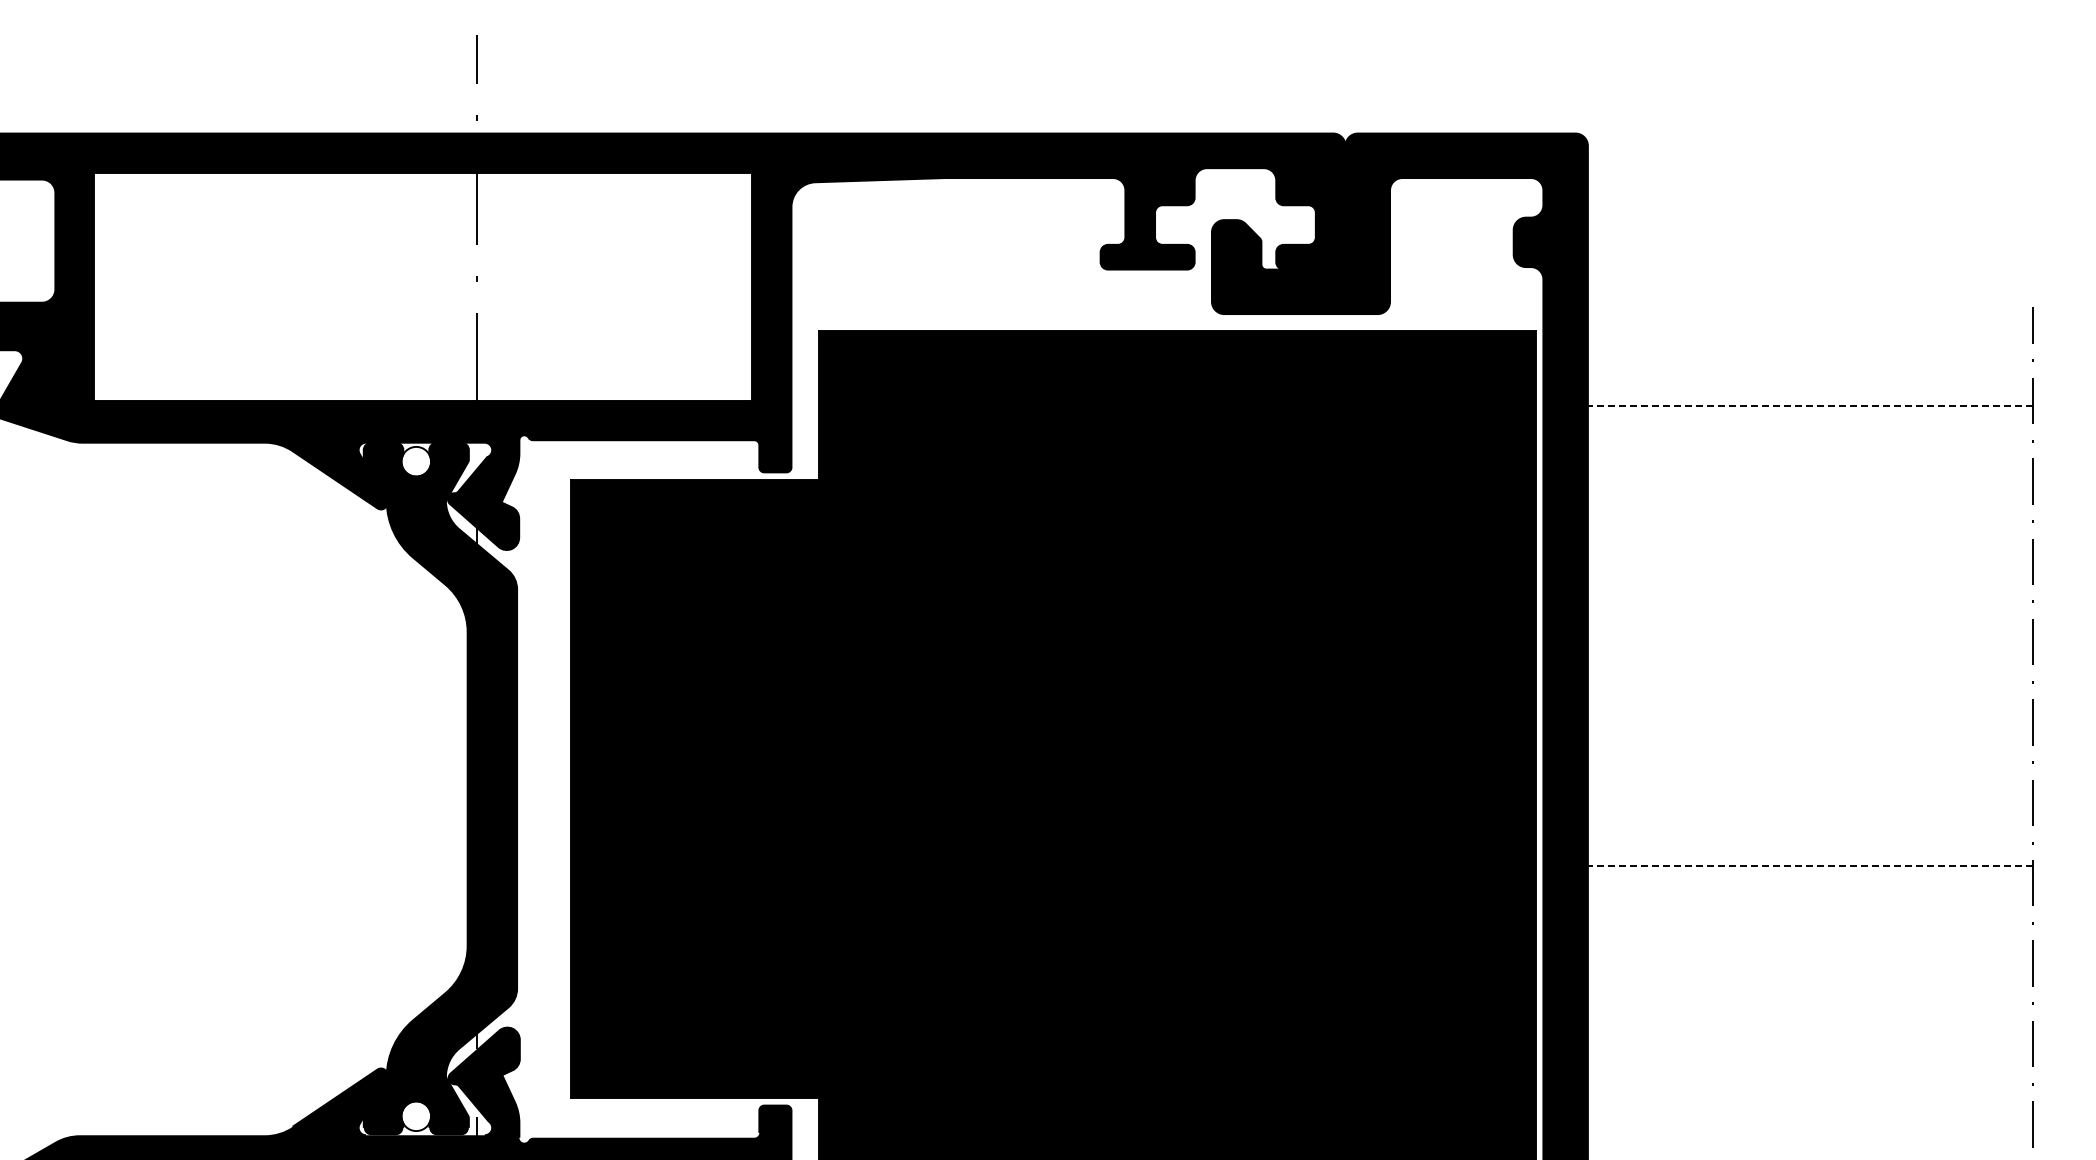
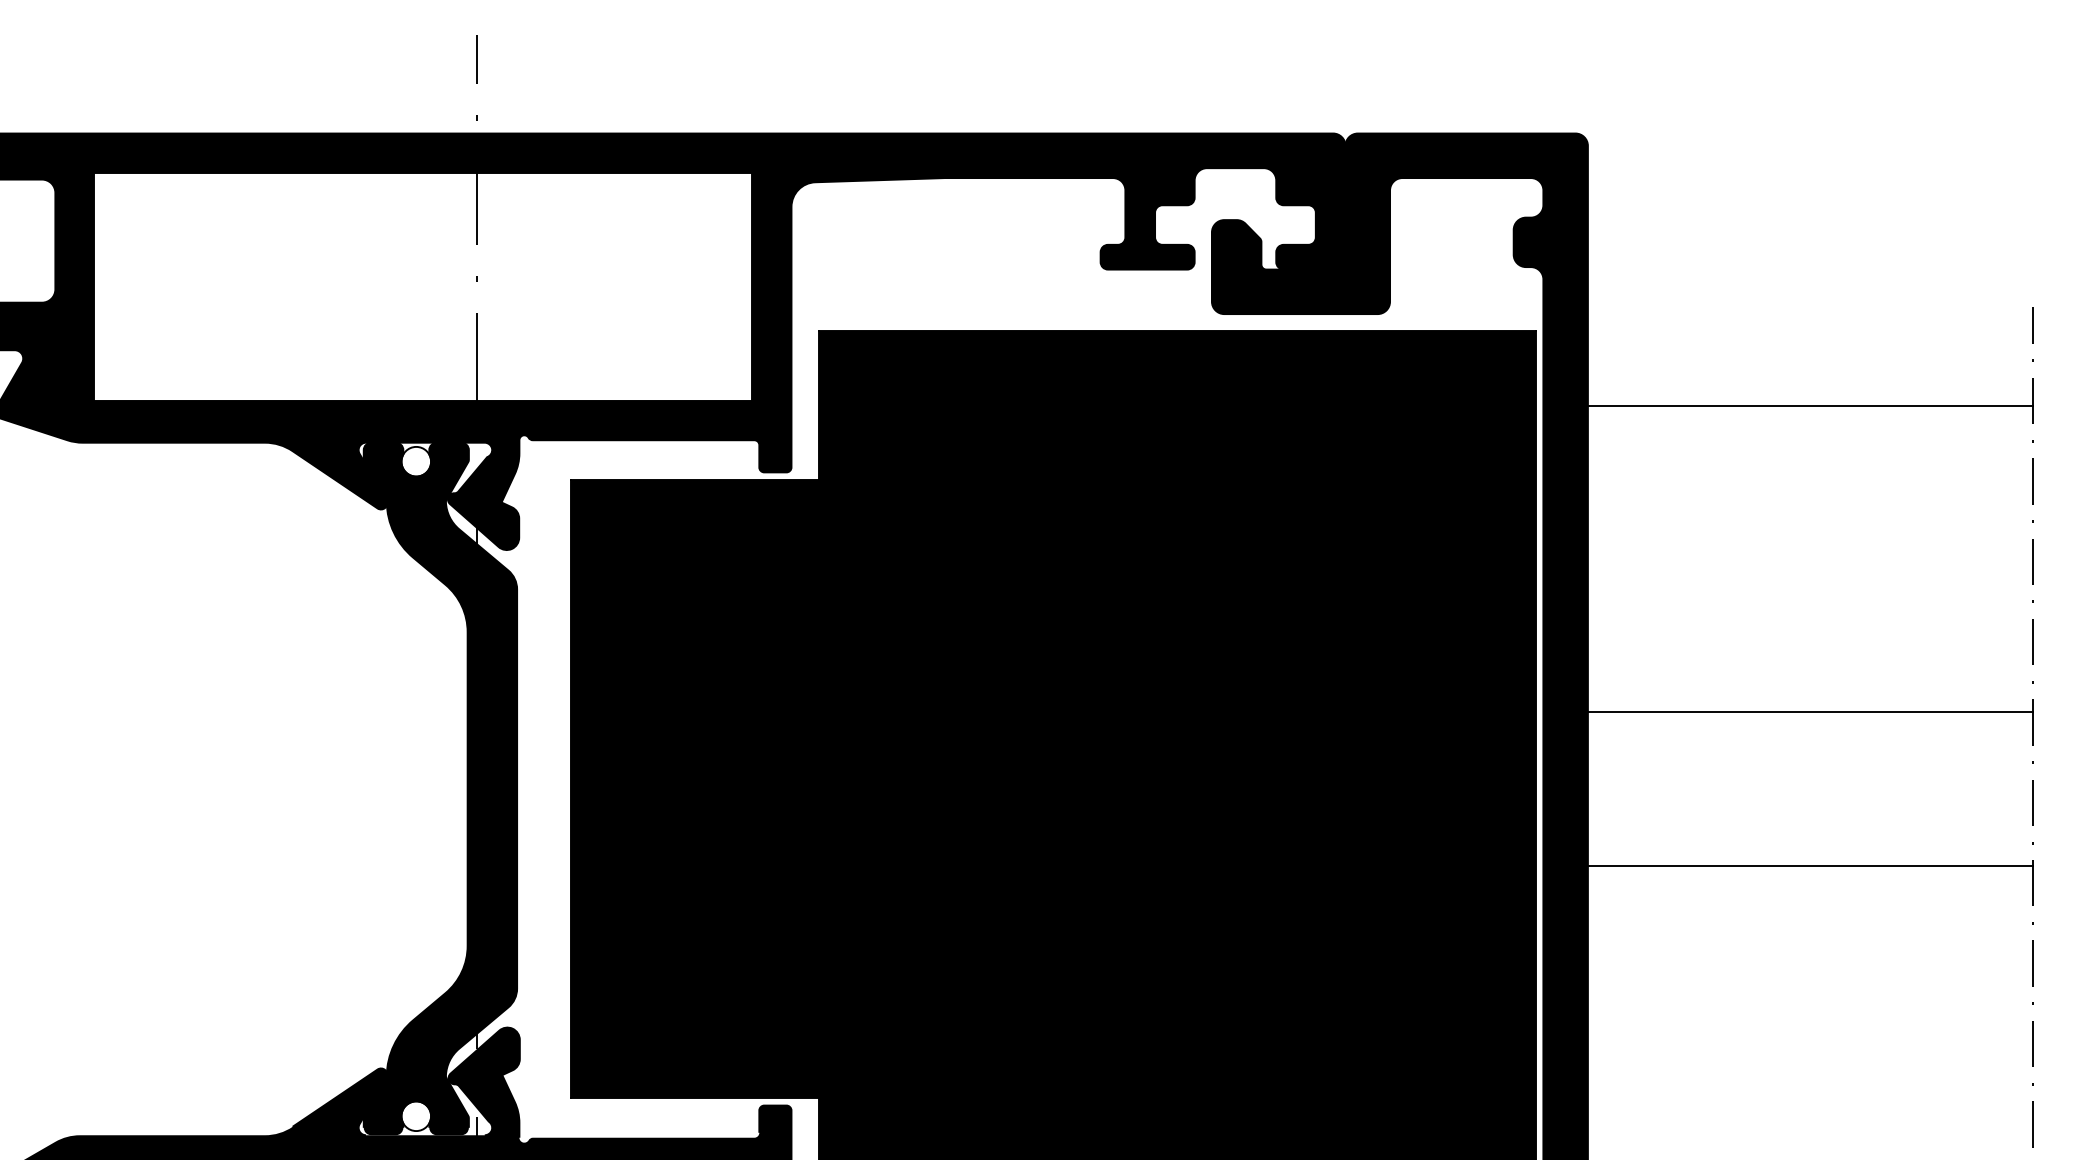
line: dashed -> solid (1810, 405)
line: none -> present (1810, 712)
line: dashed -> solid (1810, 865)
